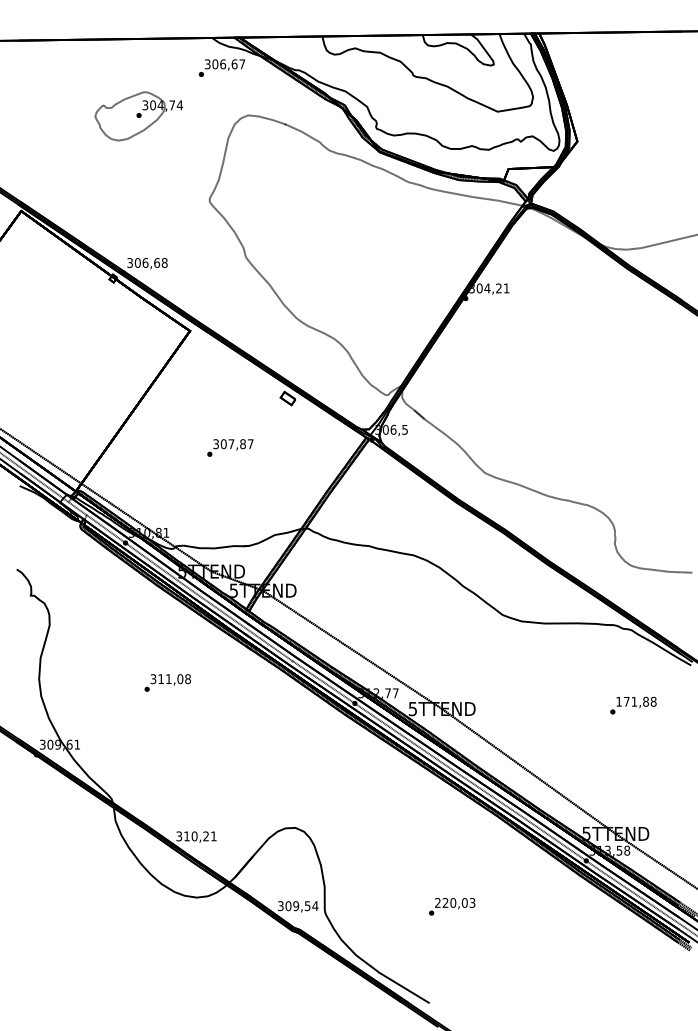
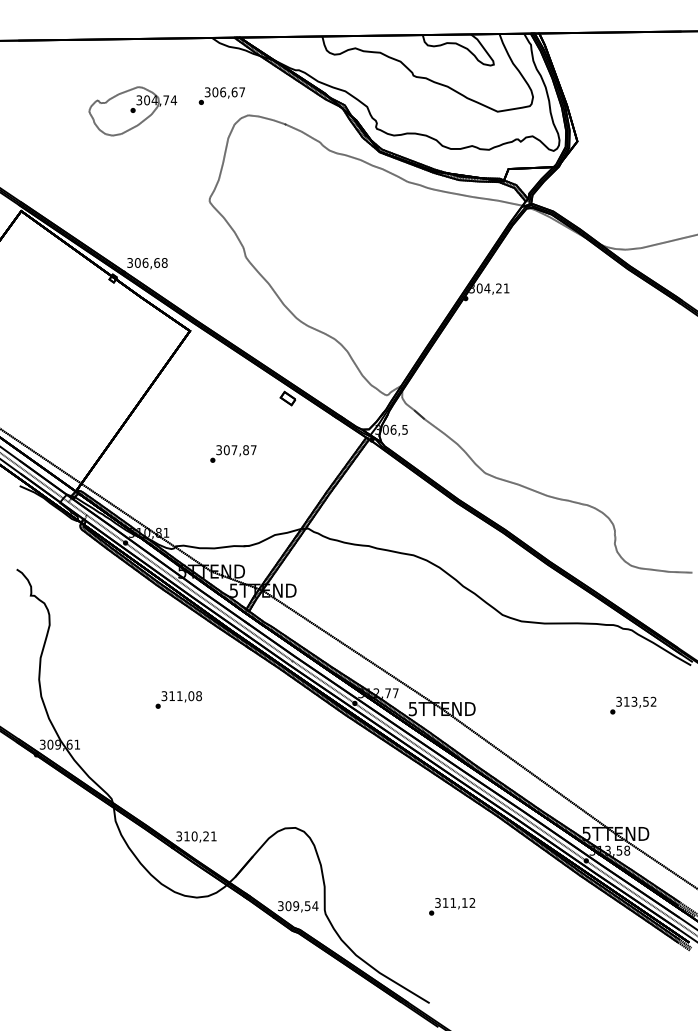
text position: (221, 67) -> (221, 95) (221, 95)
part position: (138, 116) -> (132, 111) (132, 111)
text position: (230, 447) -> (233, 453) (233, 453)
text position: (167, 682) -> (178, 699) (178, 699)
text: 171,88 -> 313,52 (636, 701)
text: 220,03 -> 311,12 (455, 902)
